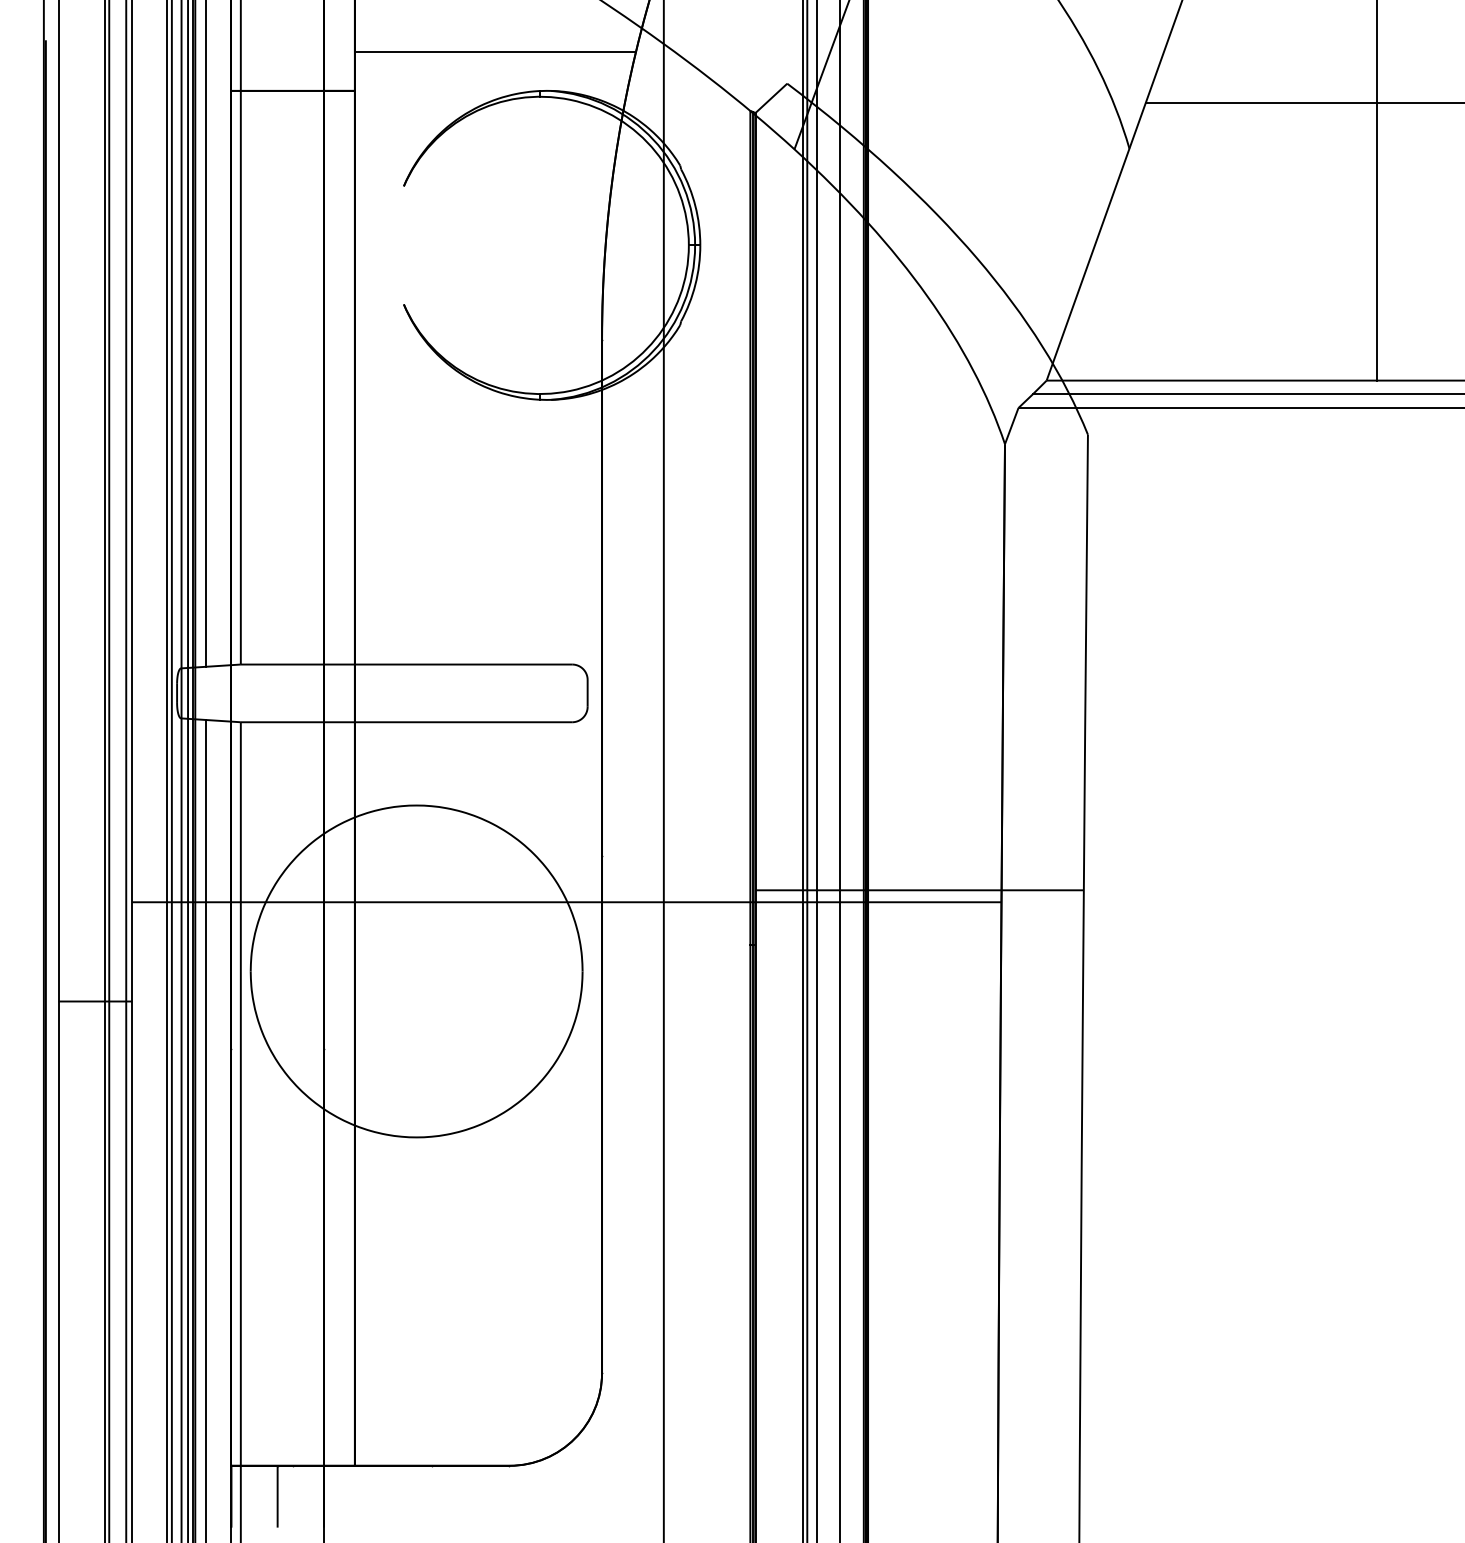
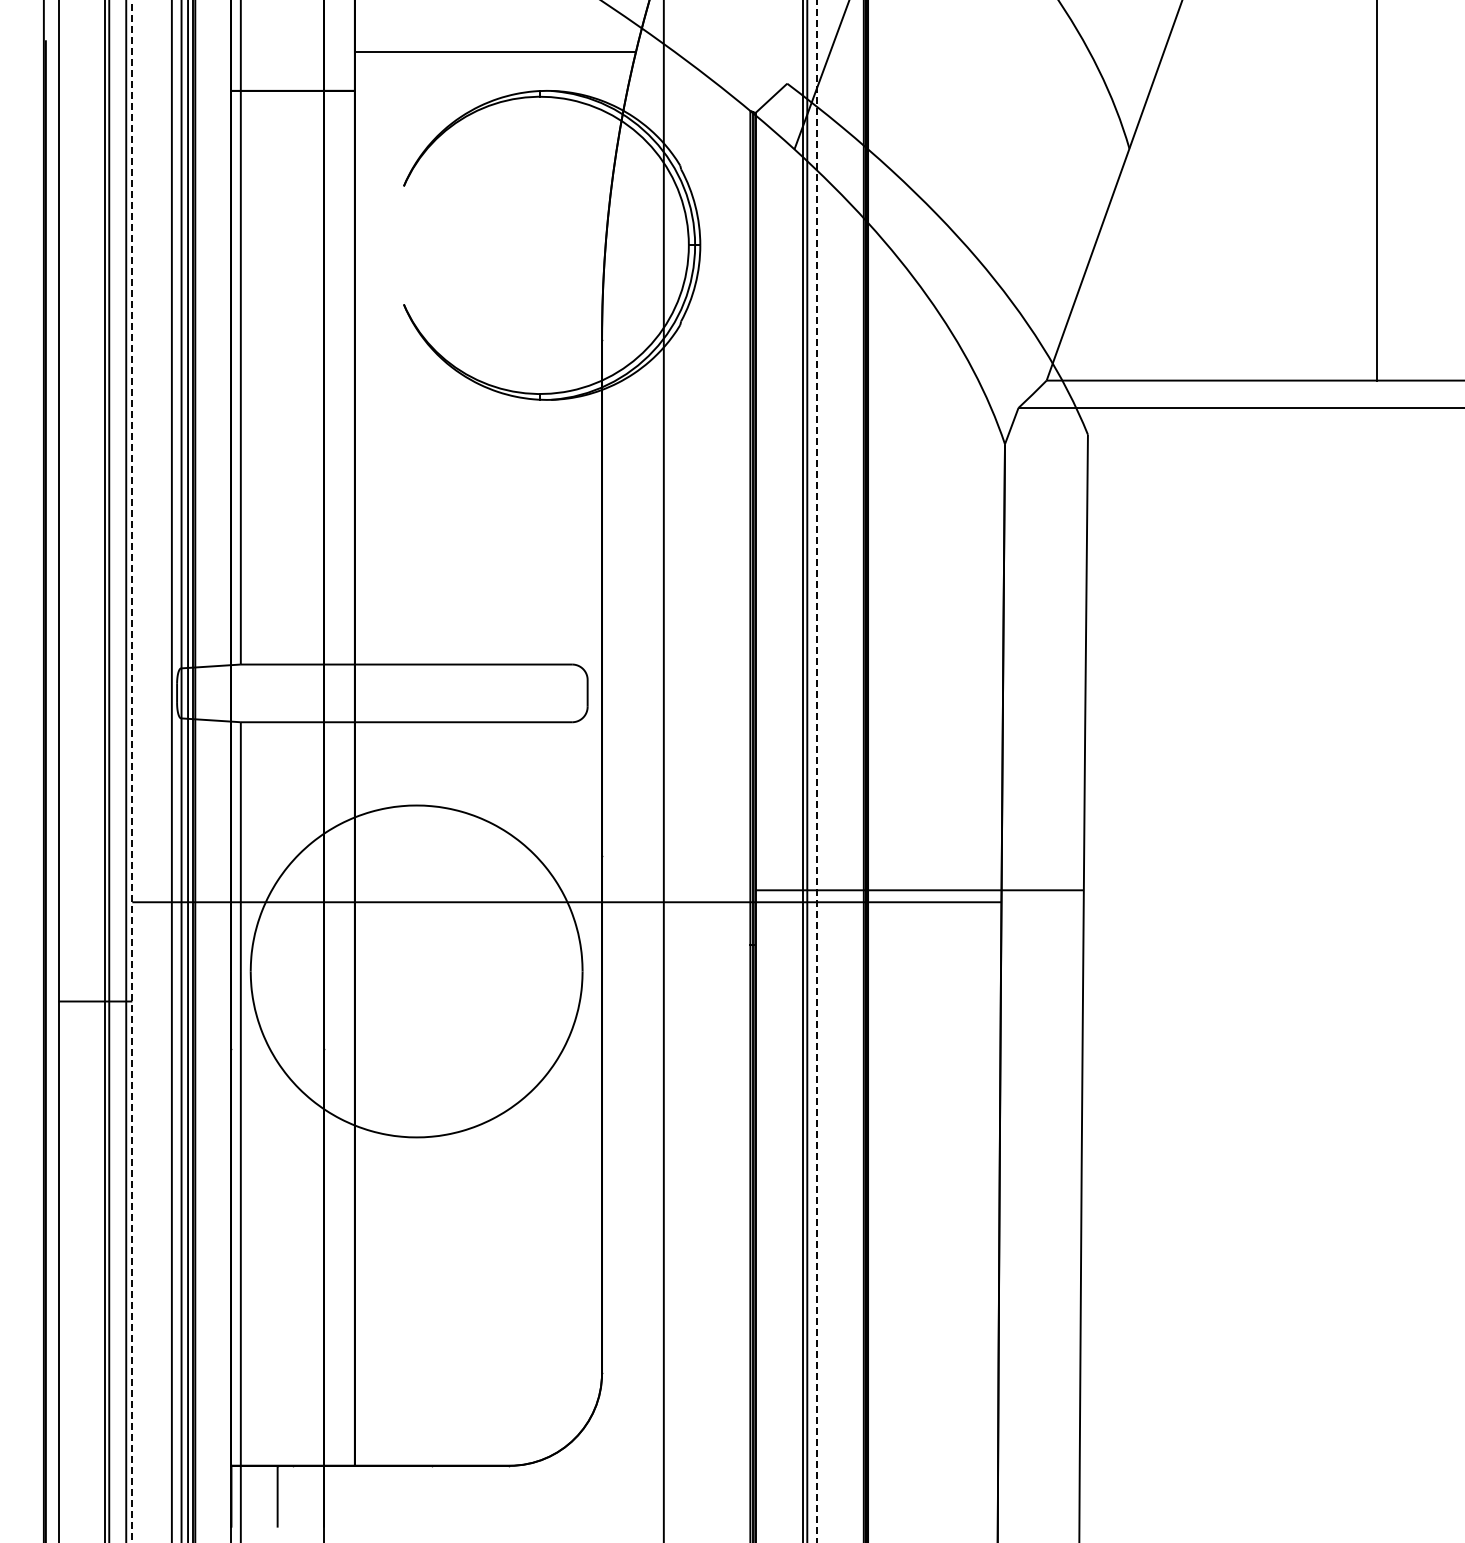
line: present -> none (1303, 102)
line: present -> none (206, 334)
line: present -> none (1246, 394)
line: present -> none (166, 770)
line: solid -> dashed (816, 770)
line: present -> none (840, 770)
line: solid -> dashed (132, 771)
line: present -> none (206, 1129)
